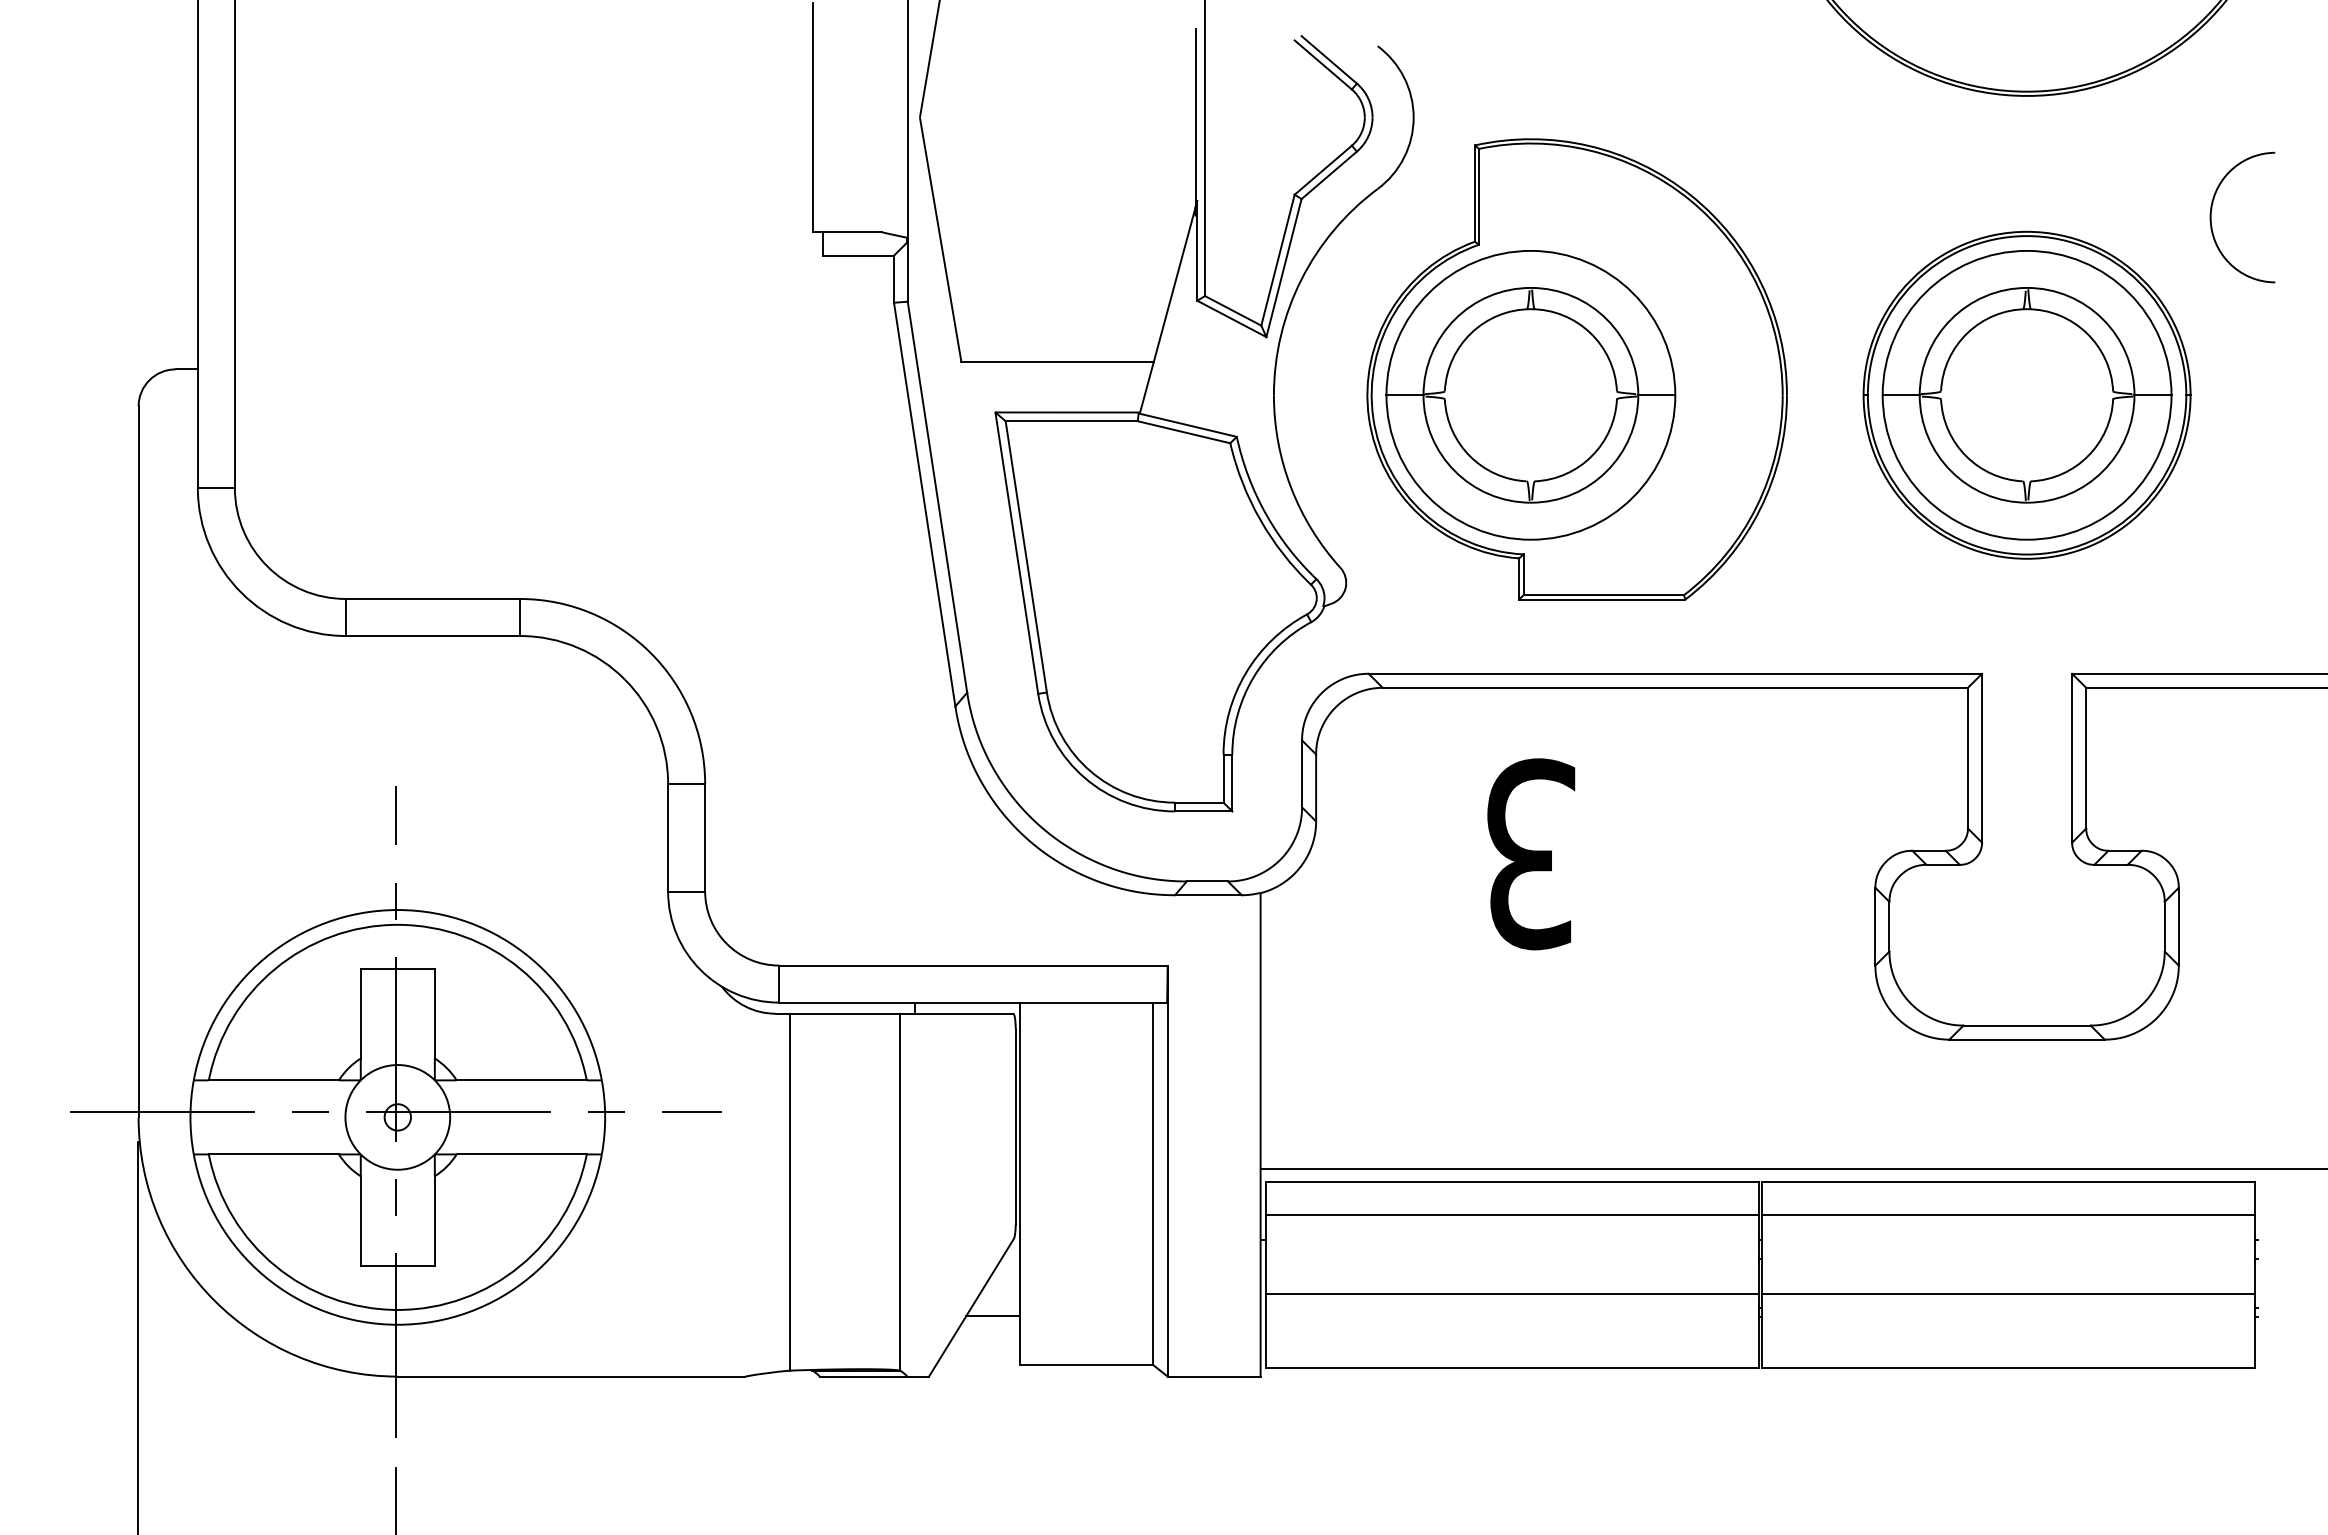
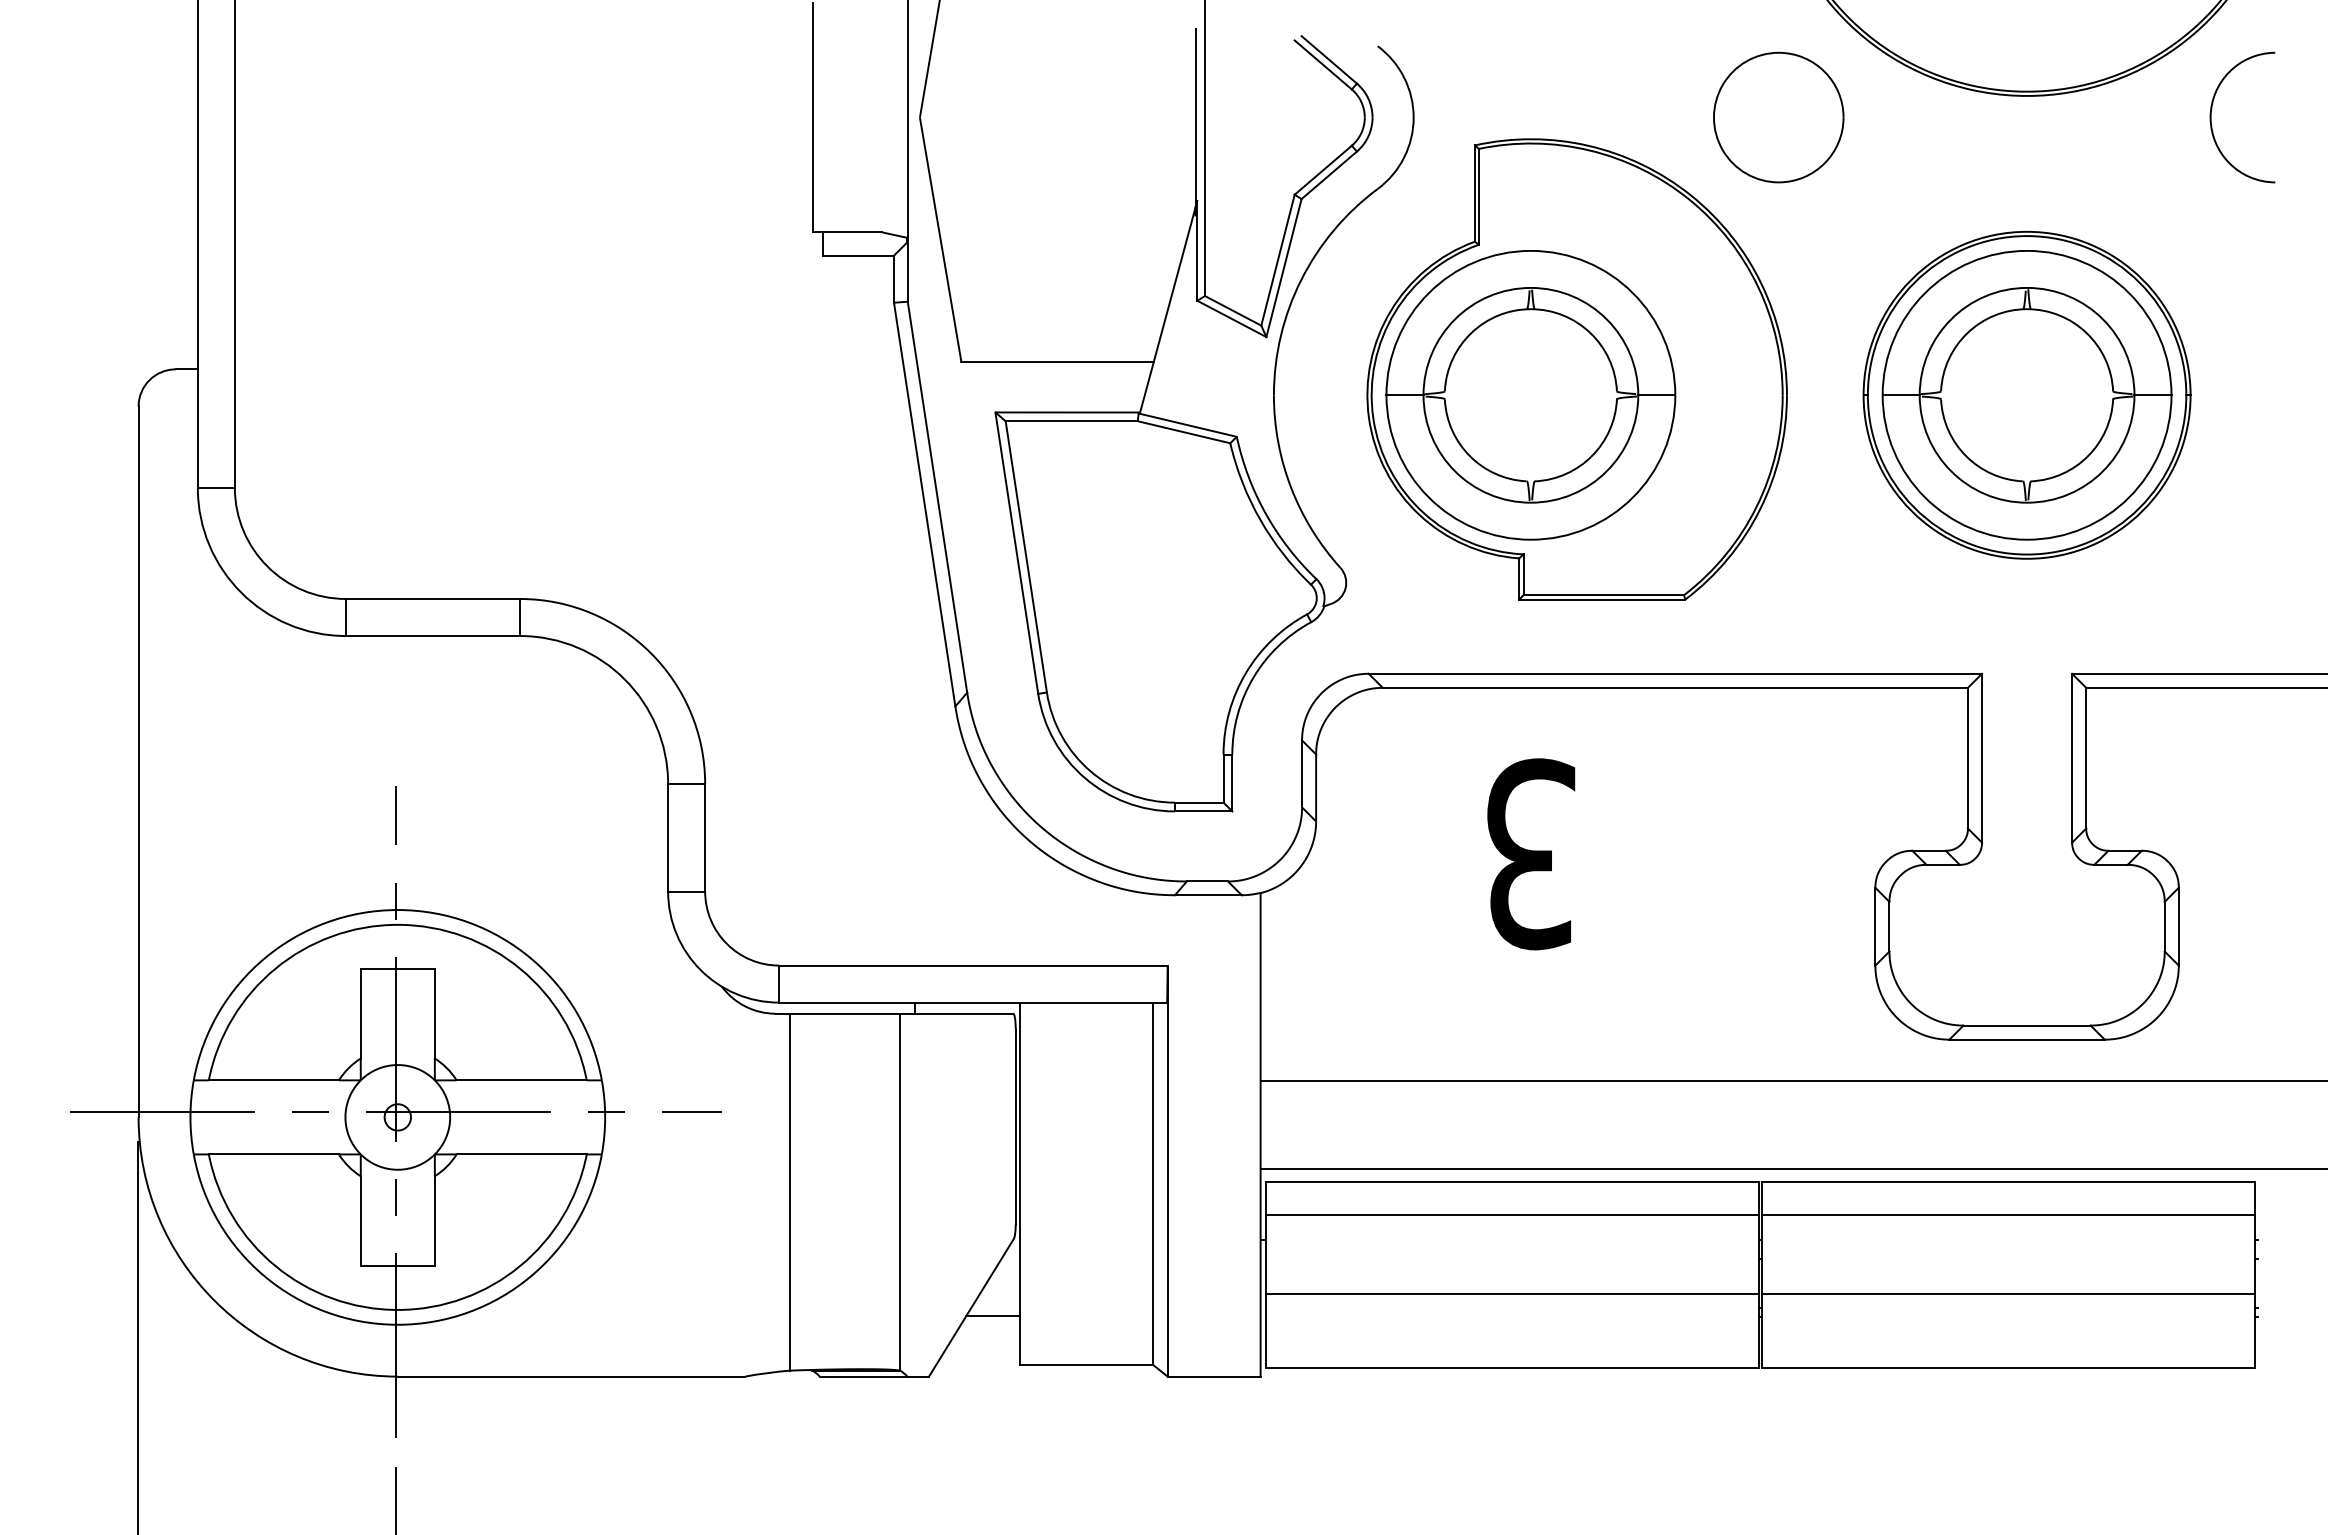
part: none -> present (1778, 117)
arc position: (2211, 217) -> (2211, 117) (2211, 117)
line: none -> present (1792, 1080)
